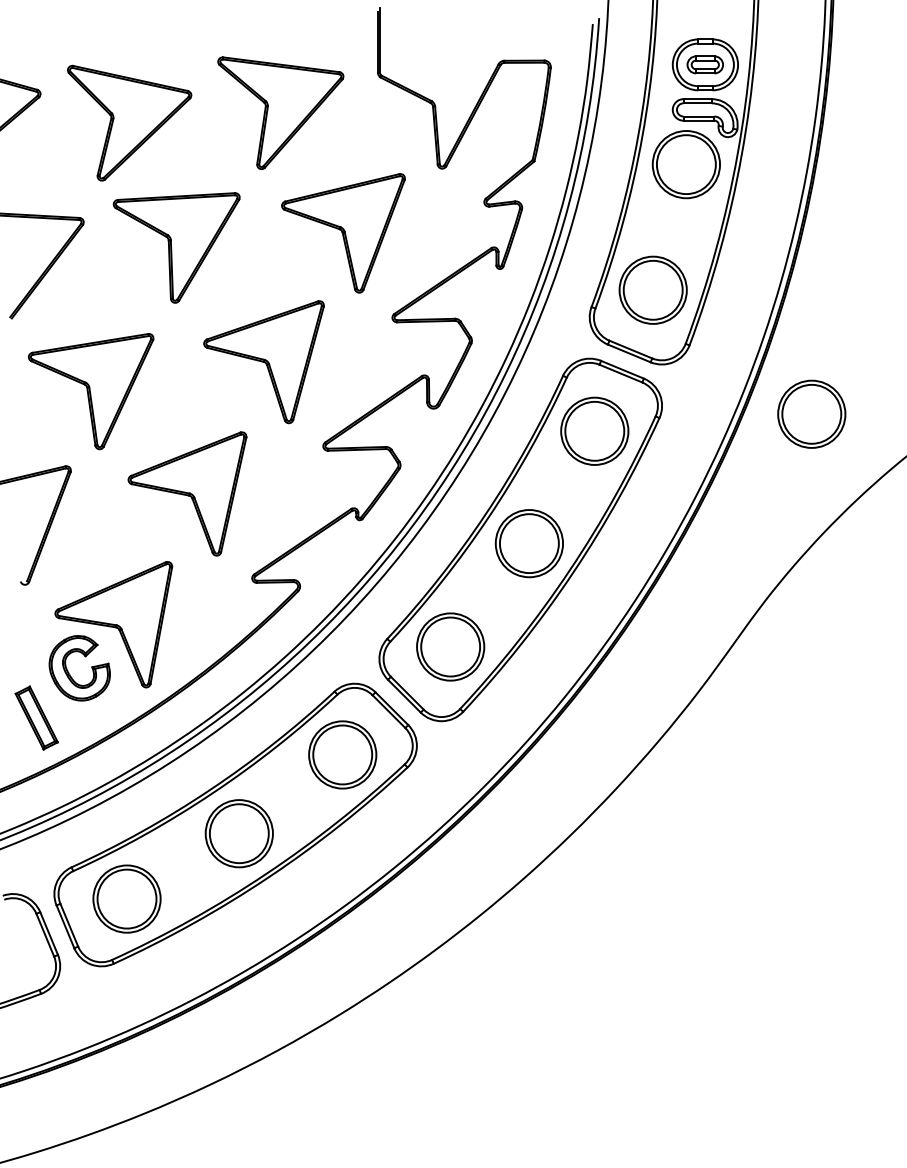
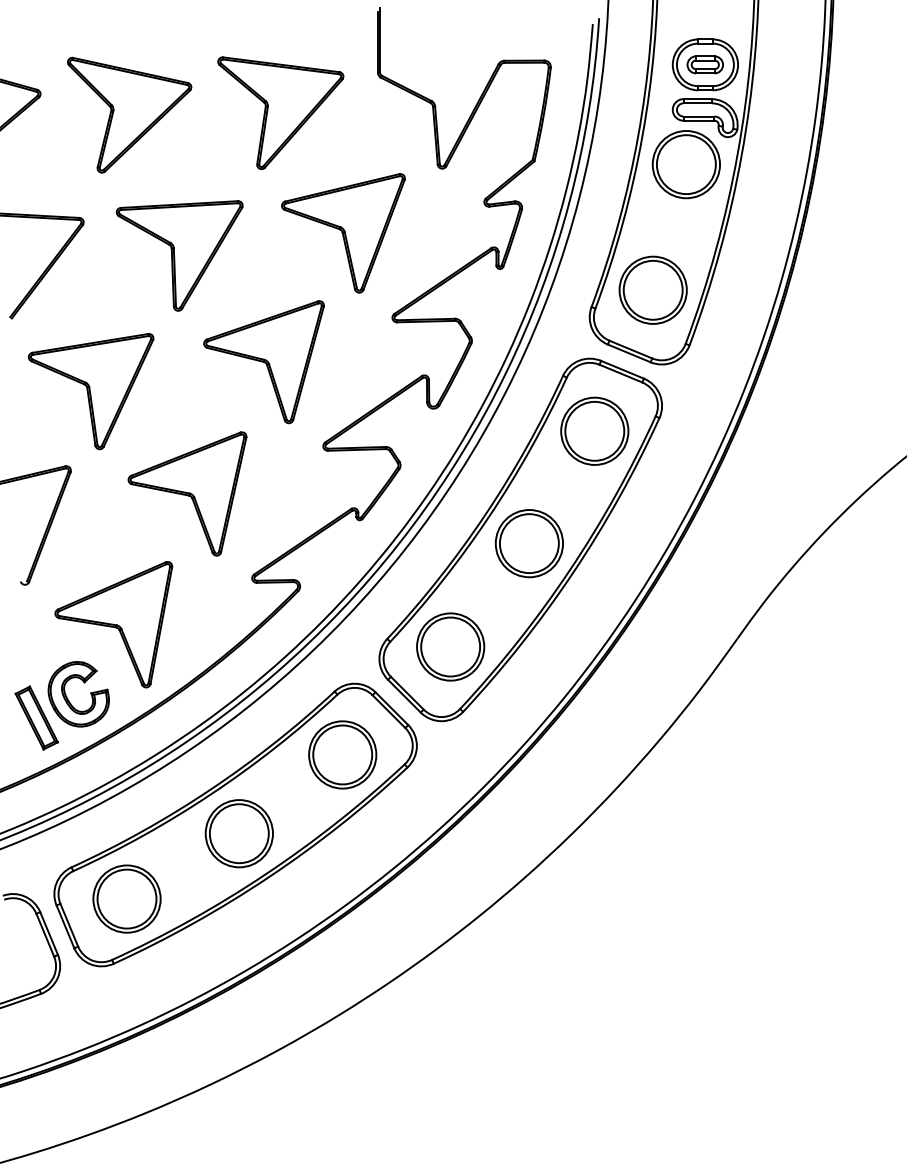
part position: (129, 122) -> (129, 114) (129, 114)
part position: (176, 247) -> (179, 255) (179, 255)
part: present -> none (811, 413)
part position: (69, 672) -> (68, 698) (68, 698)
